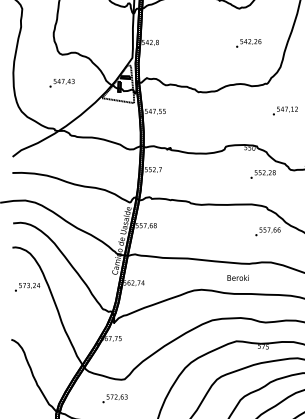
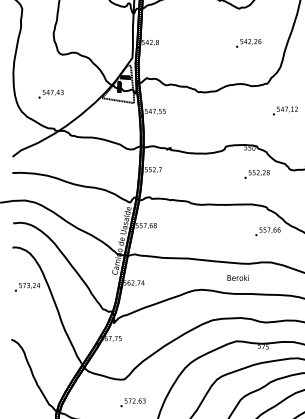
text position: (61, 83) -> (50, 94) (50, 94)
text position: (262, 174) -> (256, 174) (256, 174)
text position: (114, 398) -> (132, 402) (132, 402)
